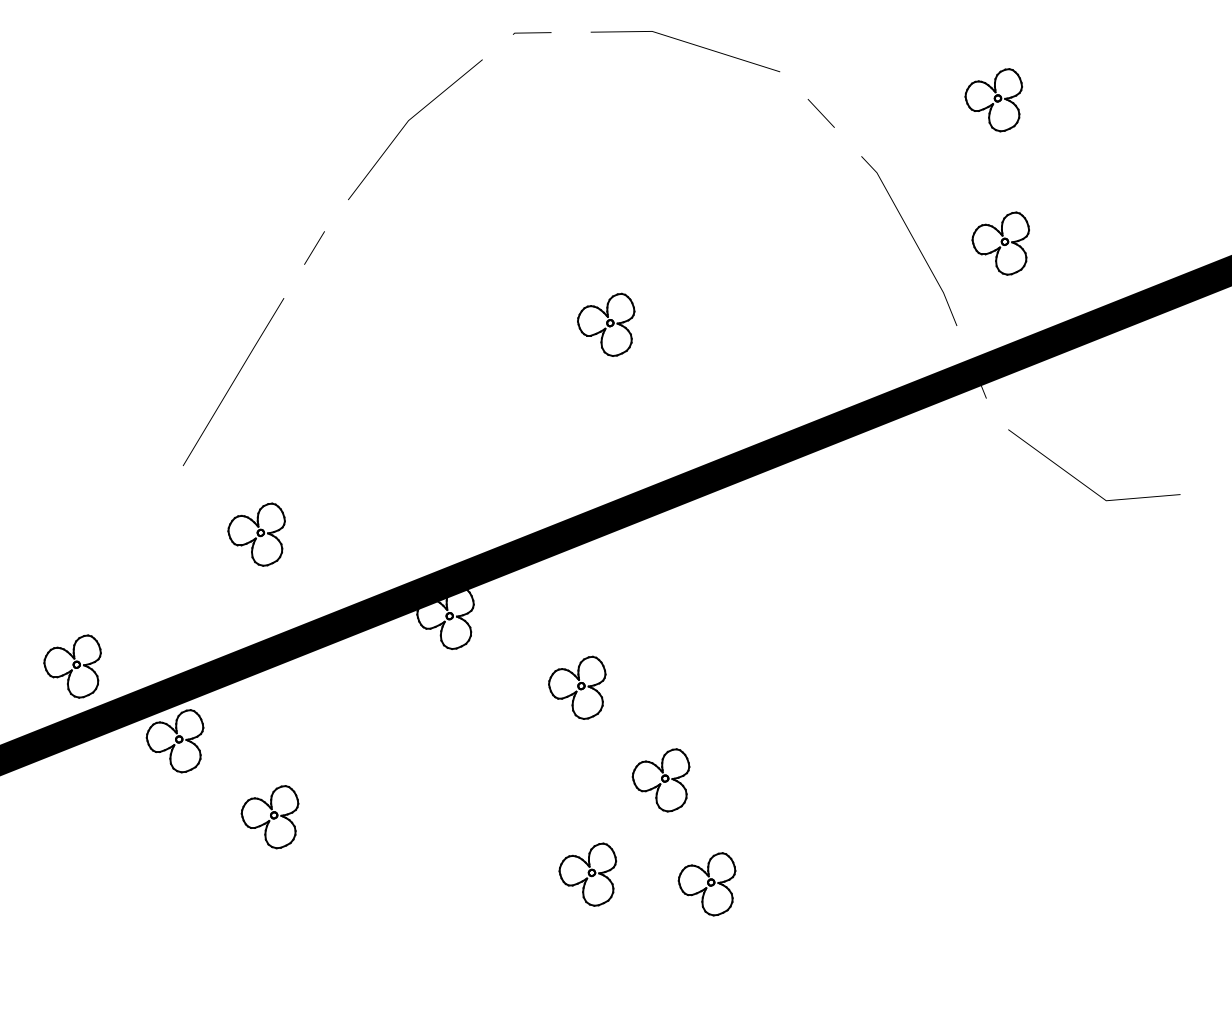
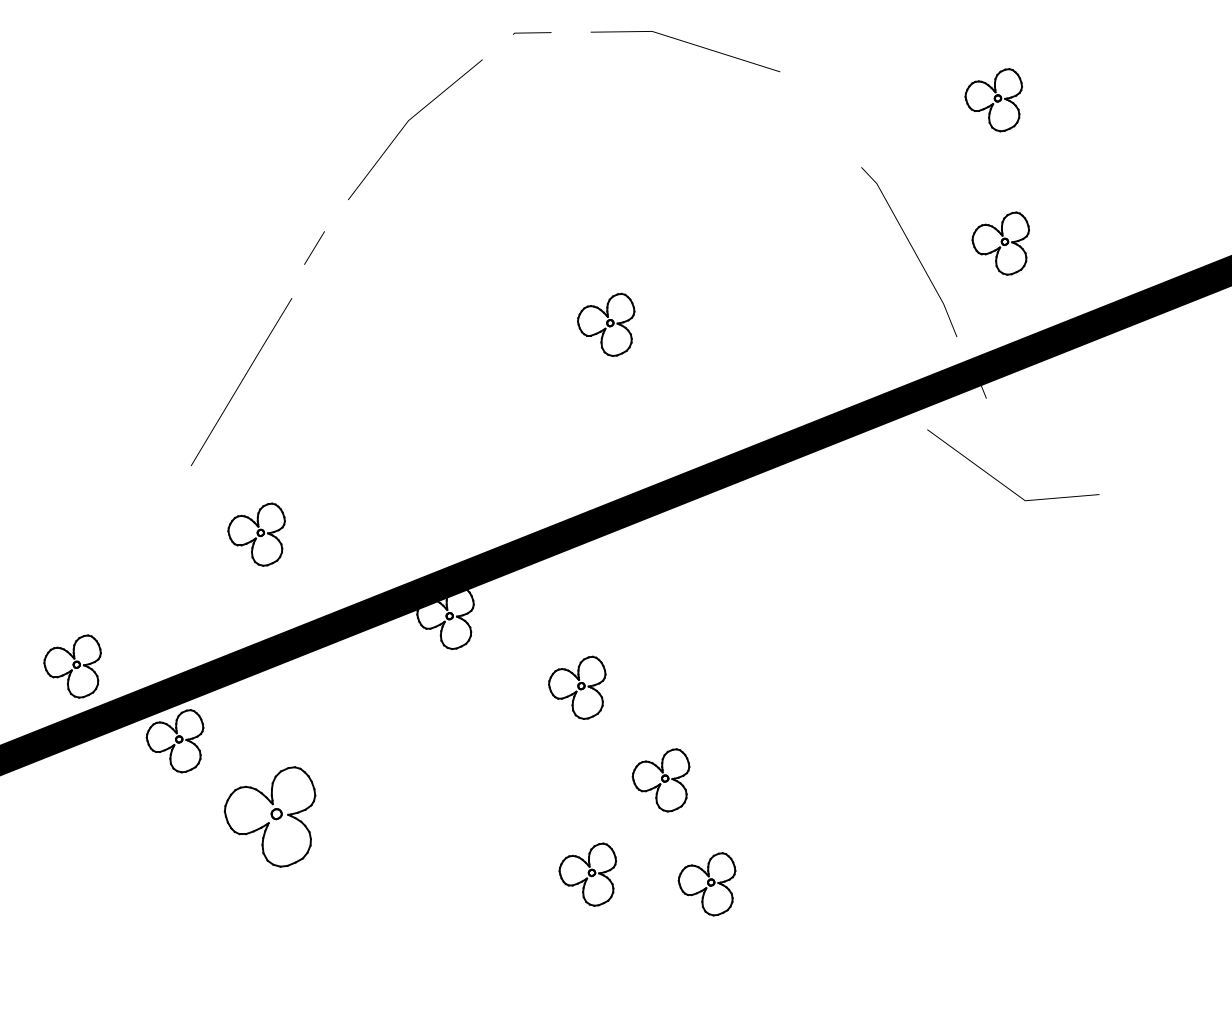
line: present -> none (820, 113)
line position: (912, 238) -> (912, 249) (912, 249)
line position: (233, 381) -> (241, 381) (241, 381)
line position: (1082, 482) -> (1001, 482) (1001, 482)
part size: 60x65 px -> 94x102 px (269, 816)
